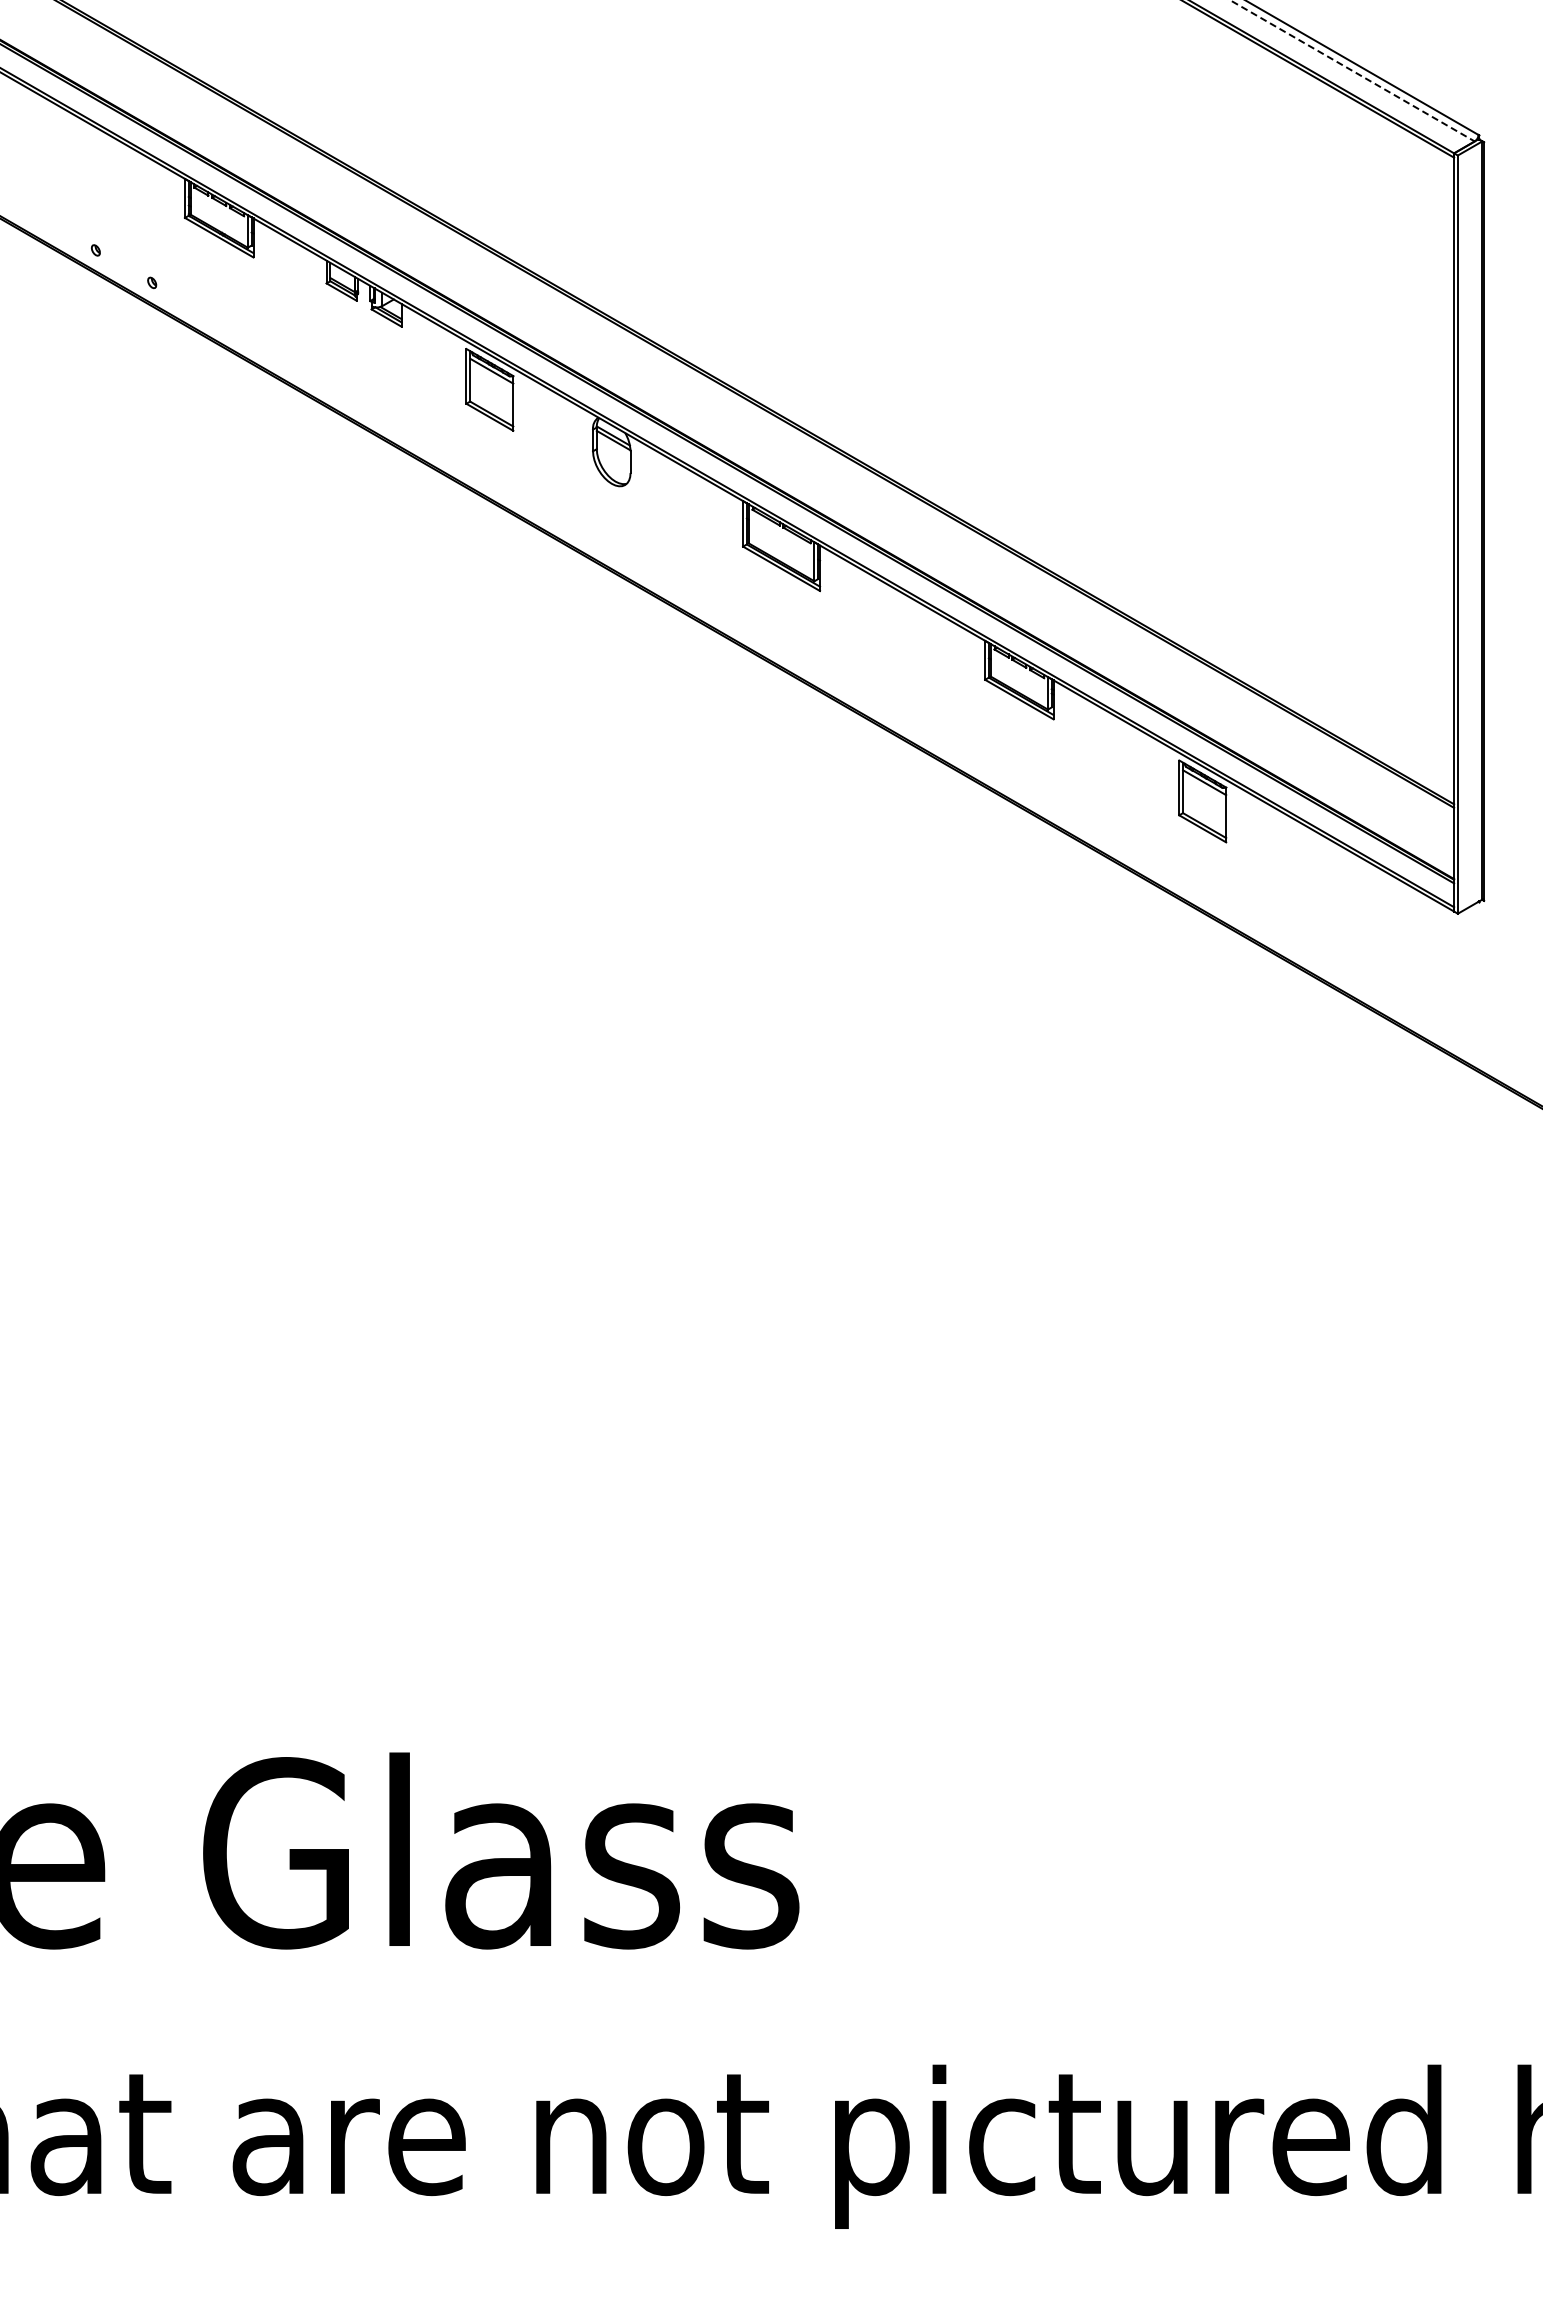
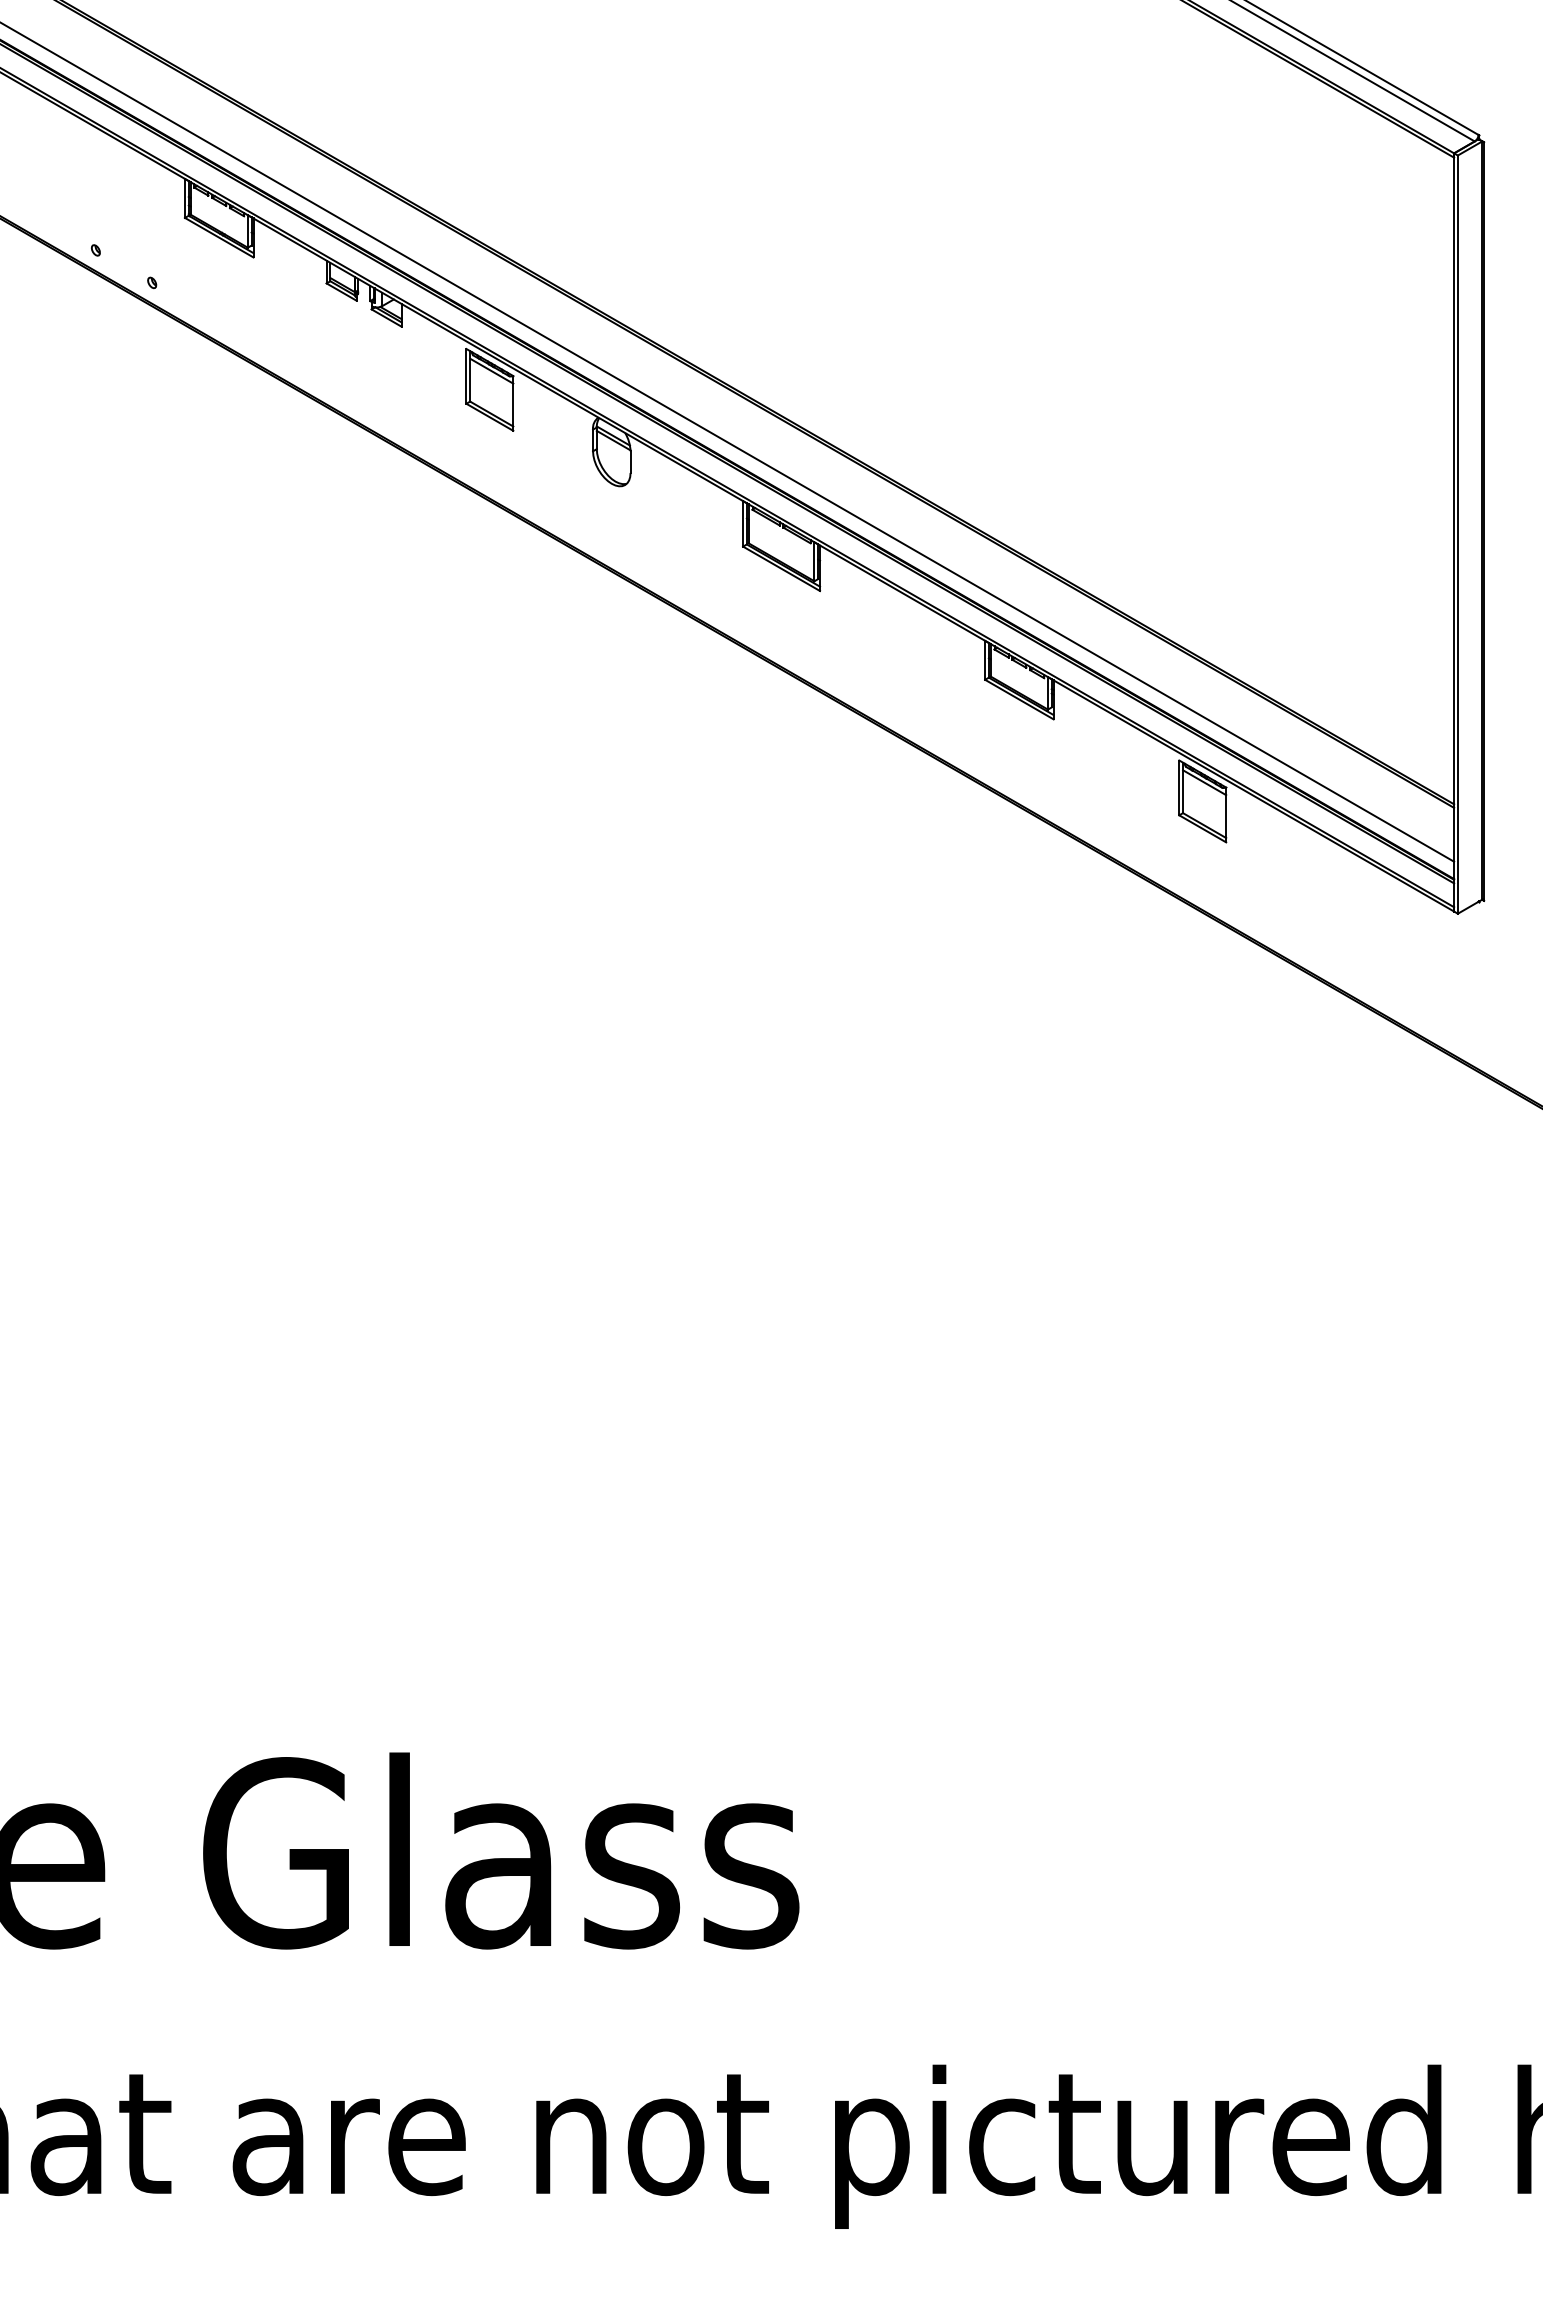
line: dashed -> solid (1352, 70)
line: none -> present (728, 442)
